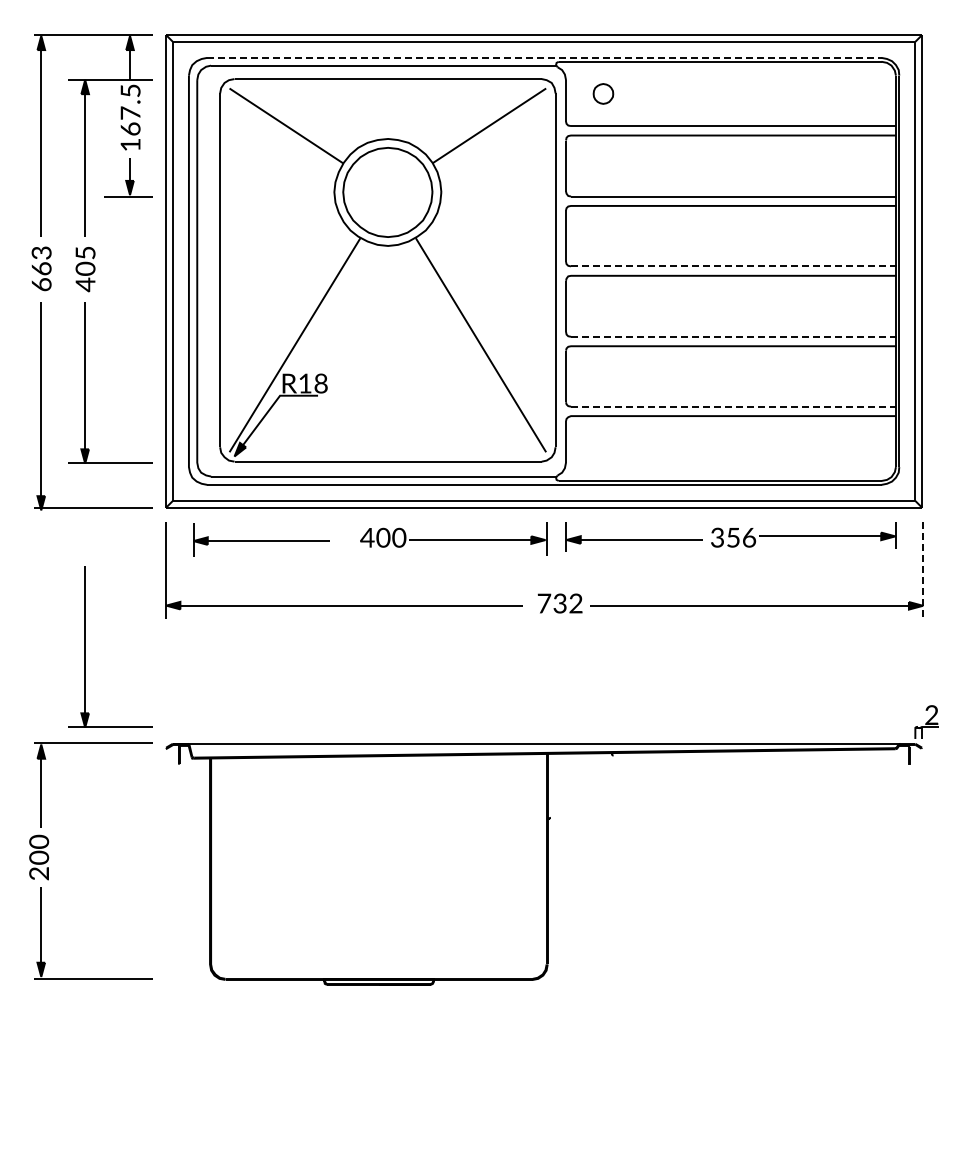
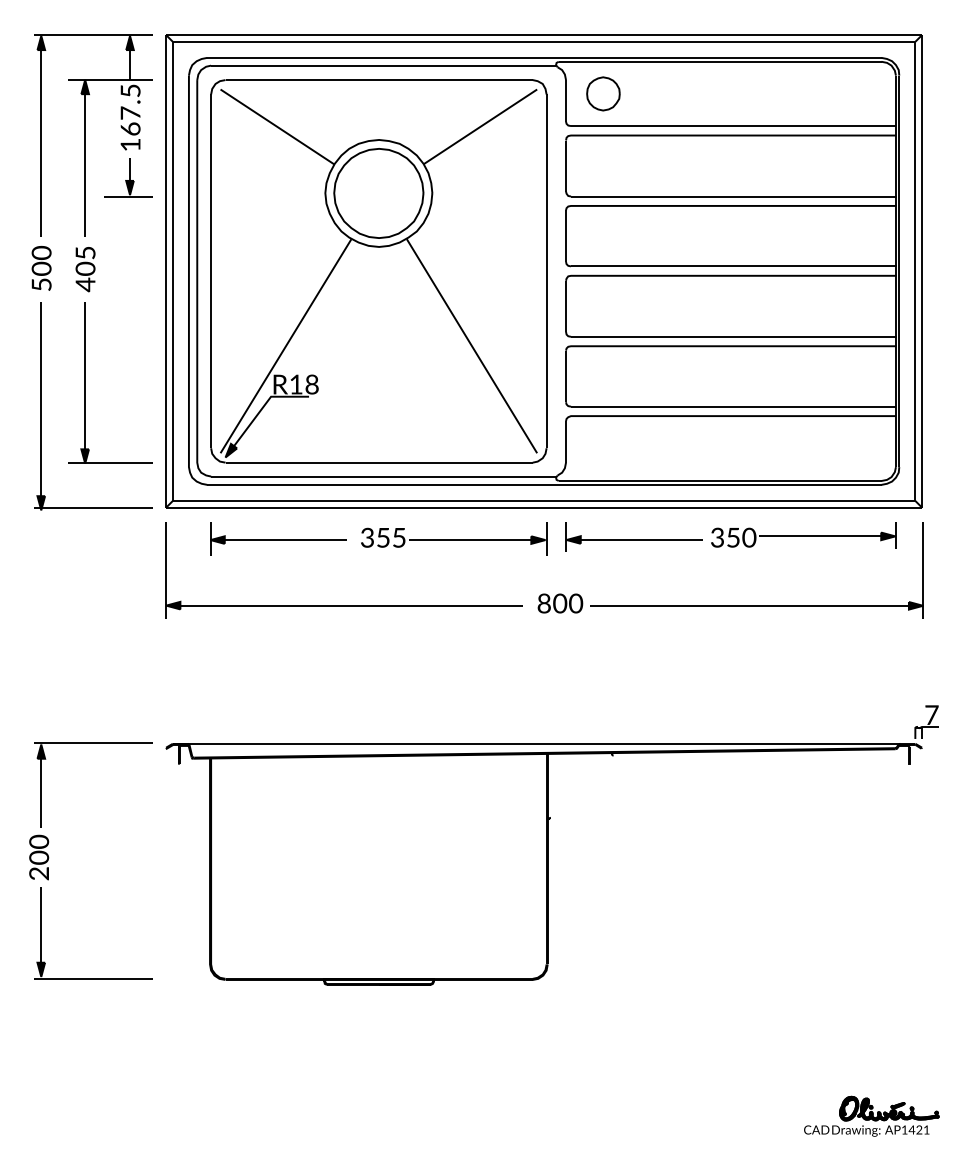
line: dashed -> solid (544, 57)
part size: 23x22 px -> 35x36 px (603, 93)
line: dashed -> solid (733, 266)
text: 663 -> 500 (41, 268)
part position: (387, 270) -> (378, 271) (378, 271)
line: dashed -> solid (733, 336)
line: dashed -> solid (733, 406)
text: 356 -> 350 (749, 536)
text: 400 -> 355 (383, 537)
part position: (261, 539) -> (278, 538) (278, 538)
line: dashed -> solid (922, 570)
text: 732 -> 800 (560, 603)
part: present -> none (85, 646)
text: 2 -> 7 (931, 714)
part: none -> present (871, 1115)
